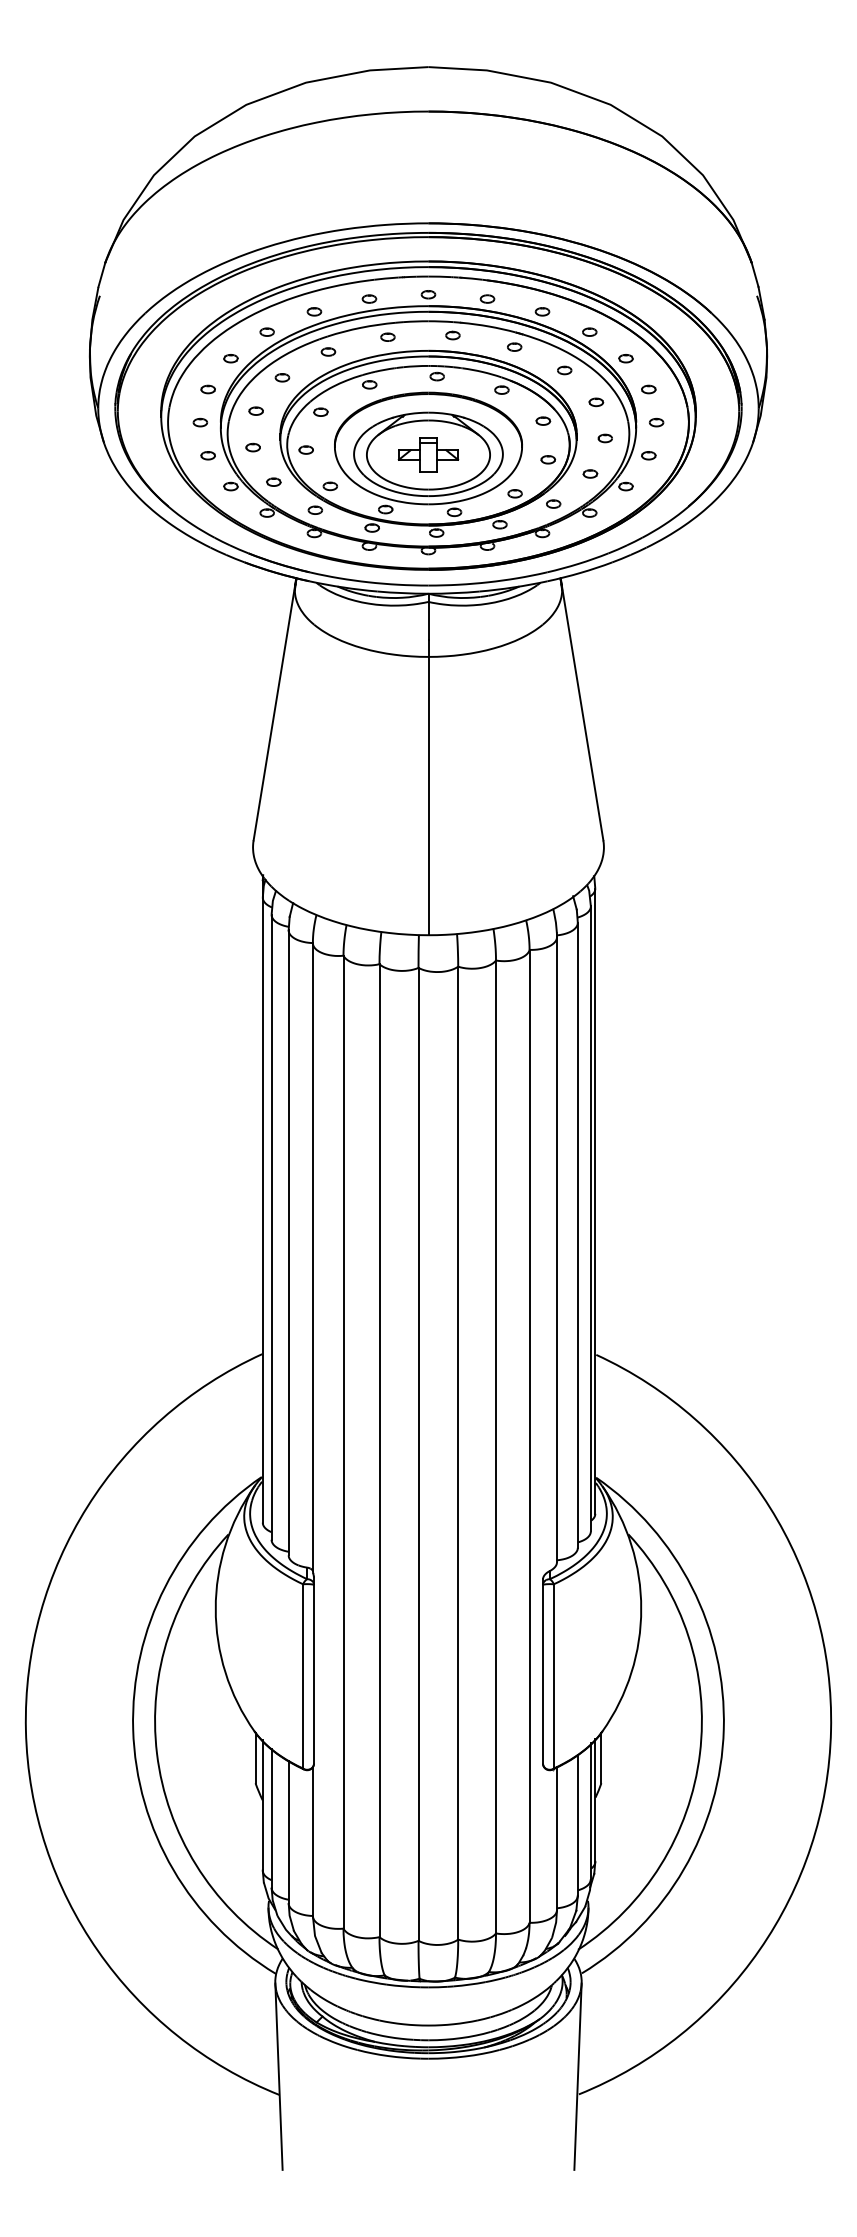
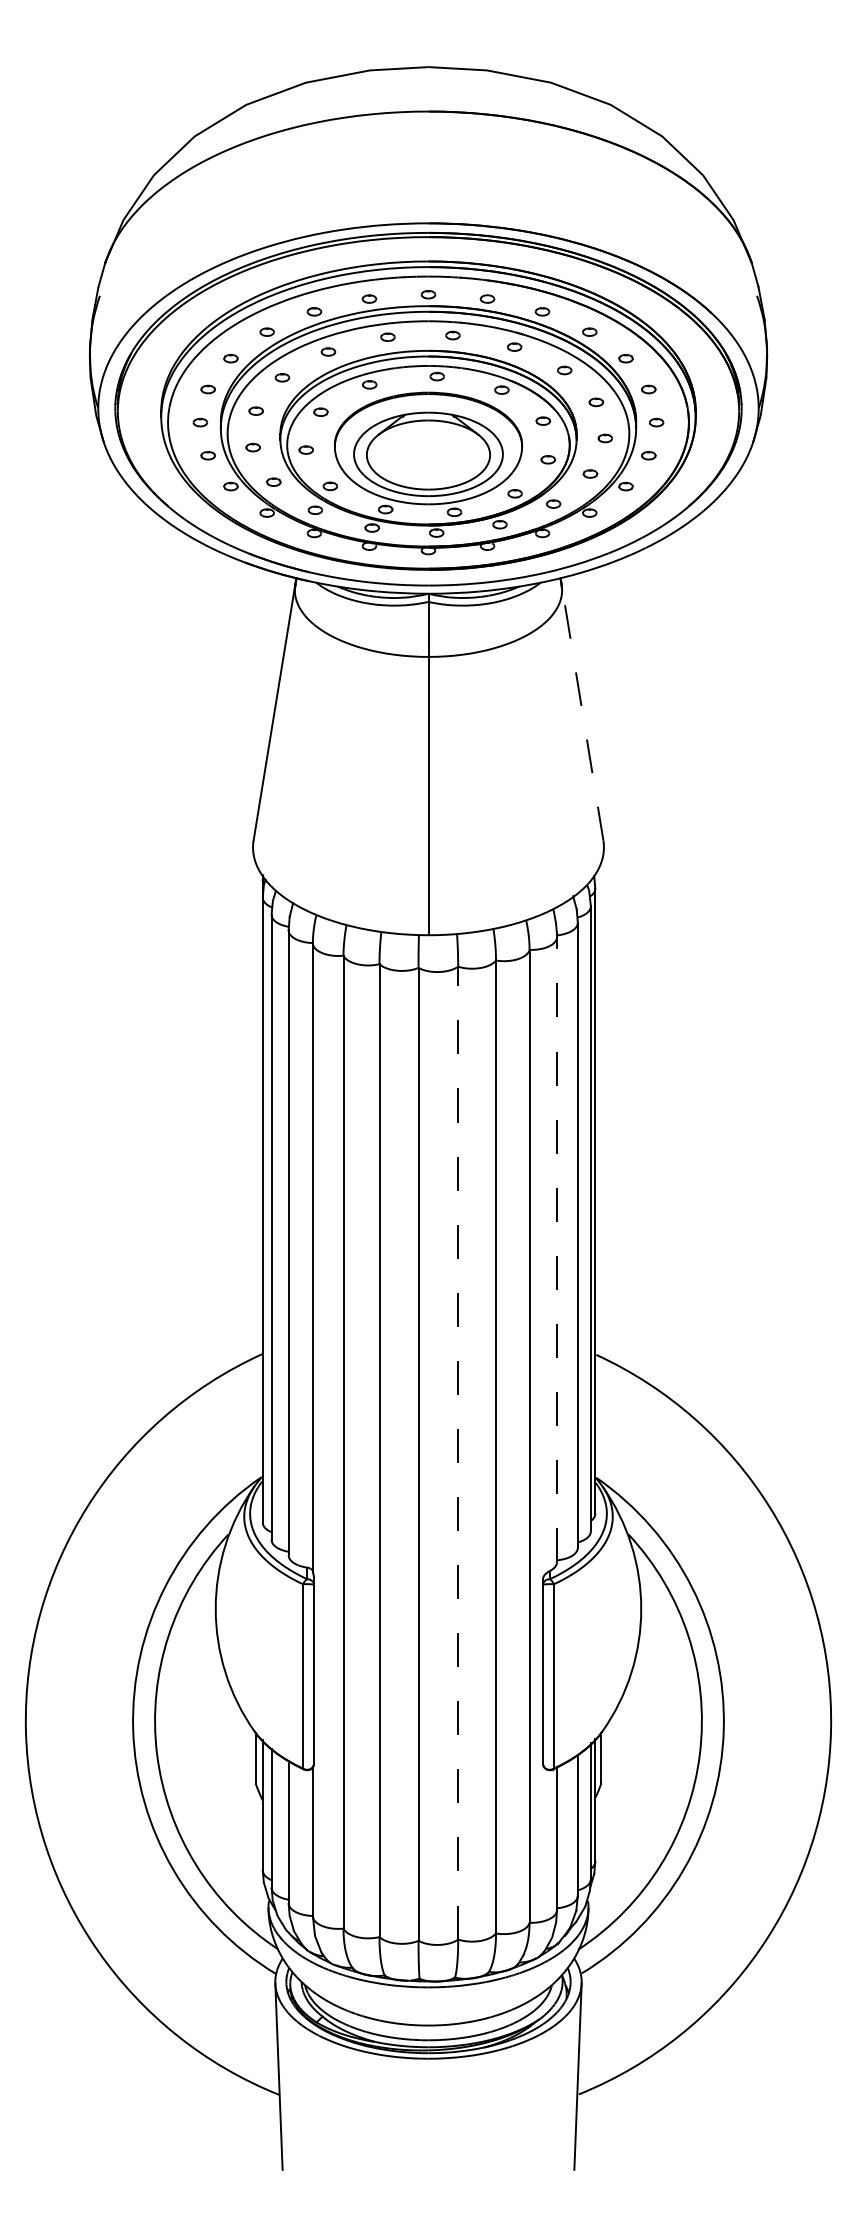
part: present -> none (428, 454)
line: solid -> dashed (582, 712)
line: solid -> dashed (557, 1249)
line: solid -> dashed (458, 1452)
